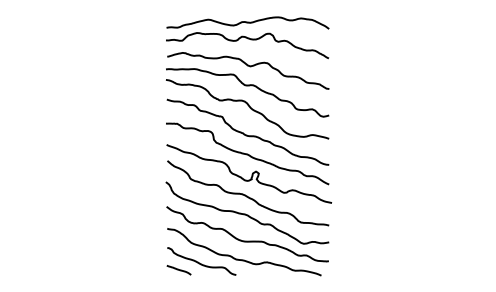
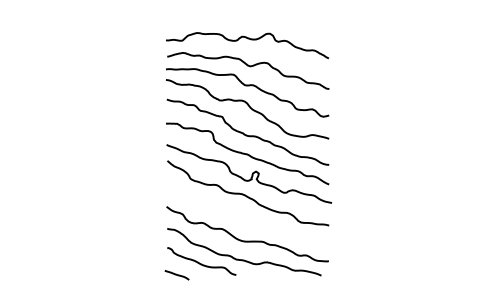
curve: present -> none (247, 22)
curve: present -> none (247, 214)
line position: (178, 270) -> (176, 275) (176, 275)
